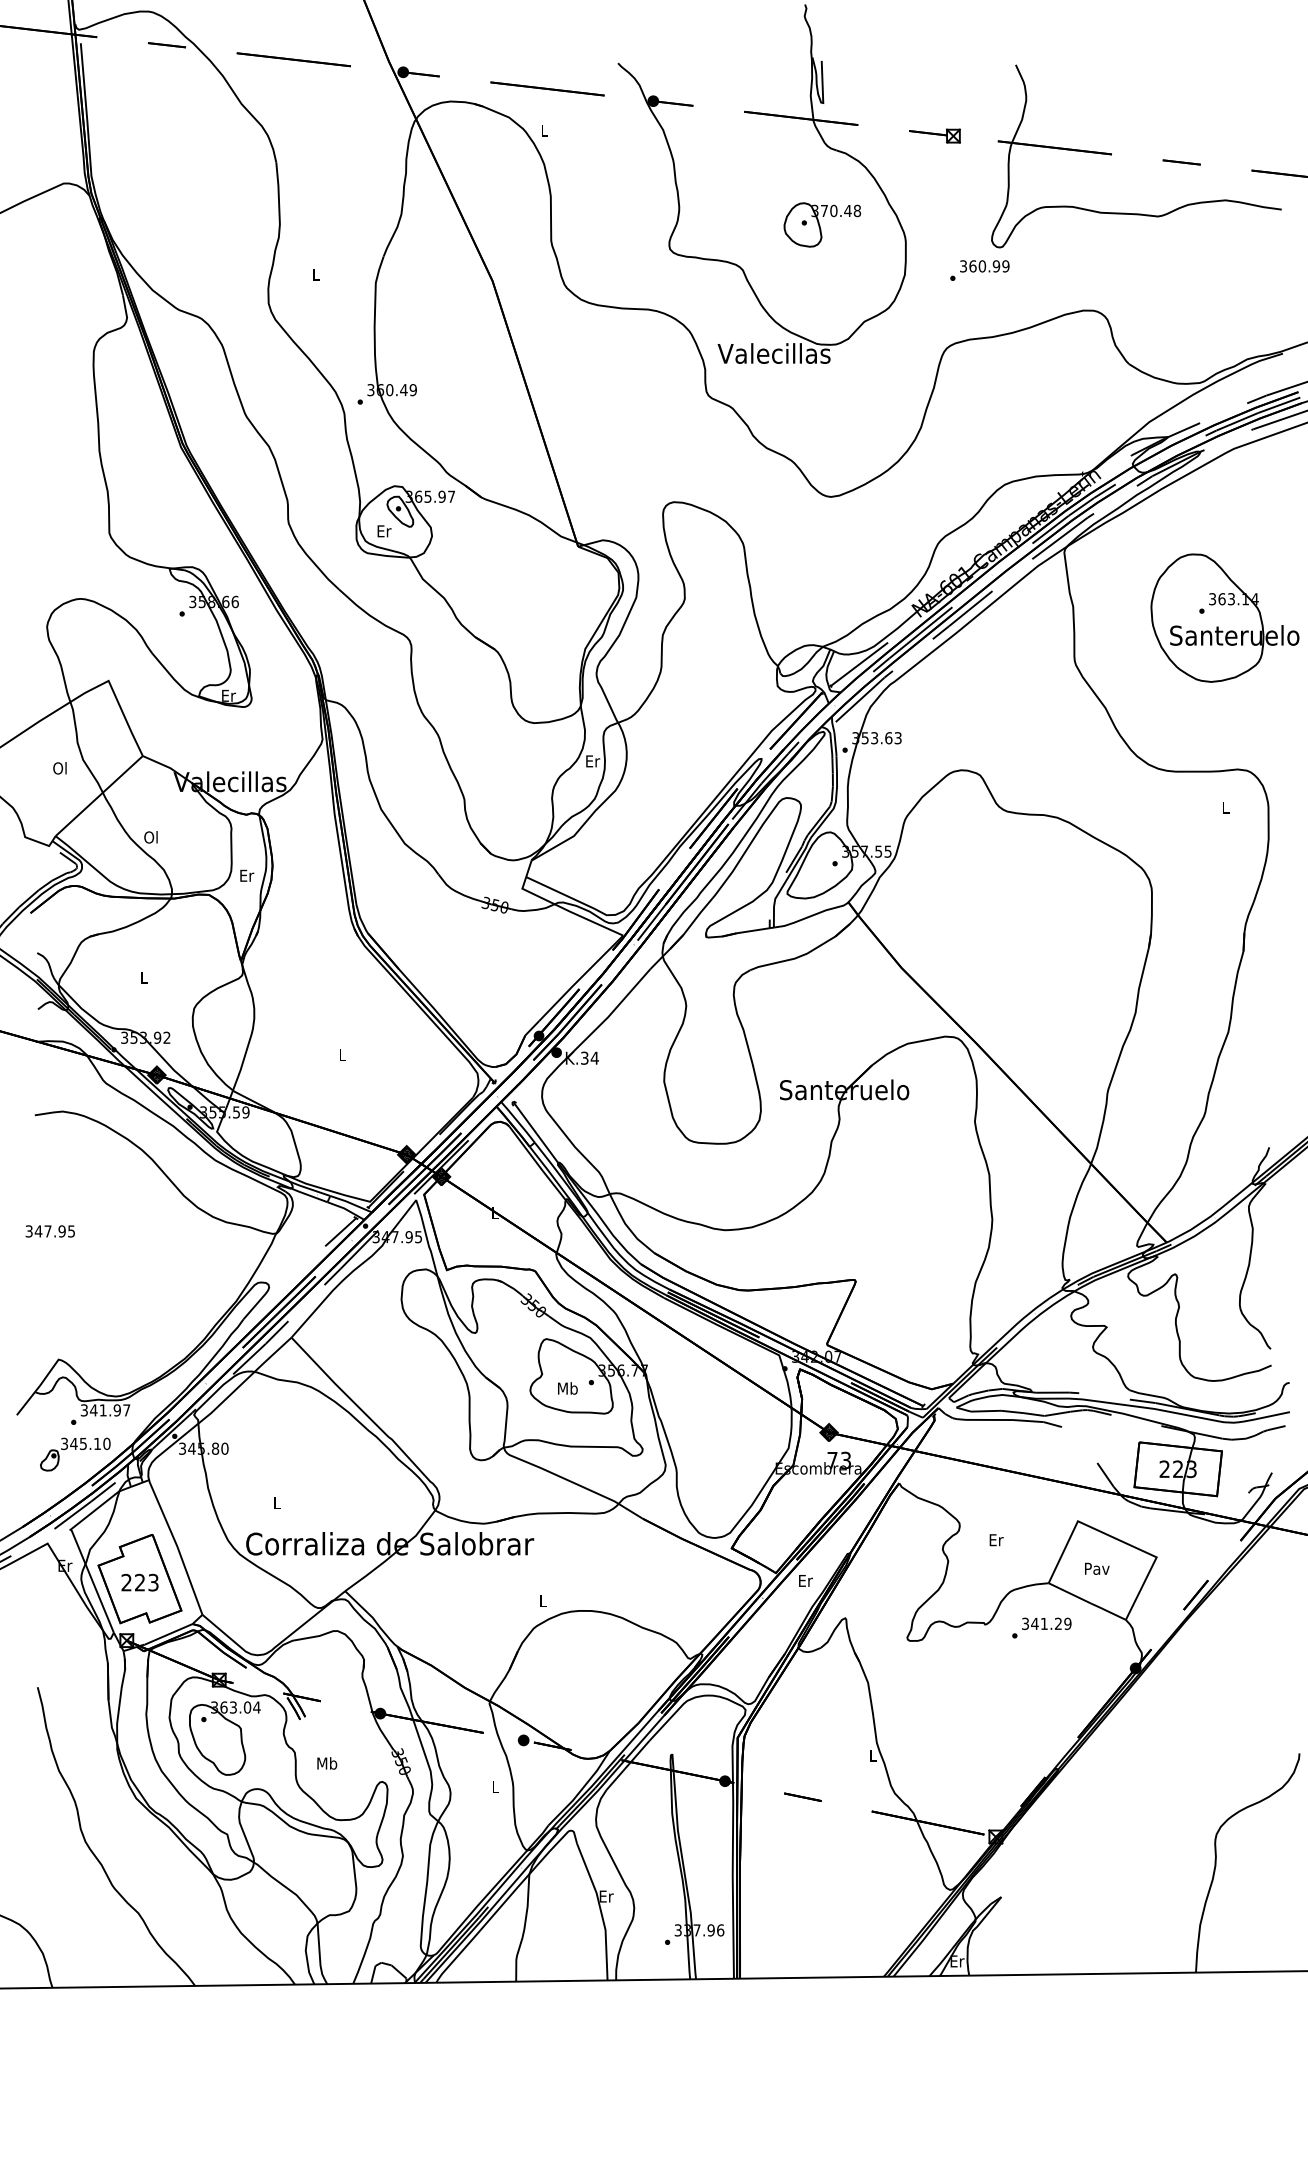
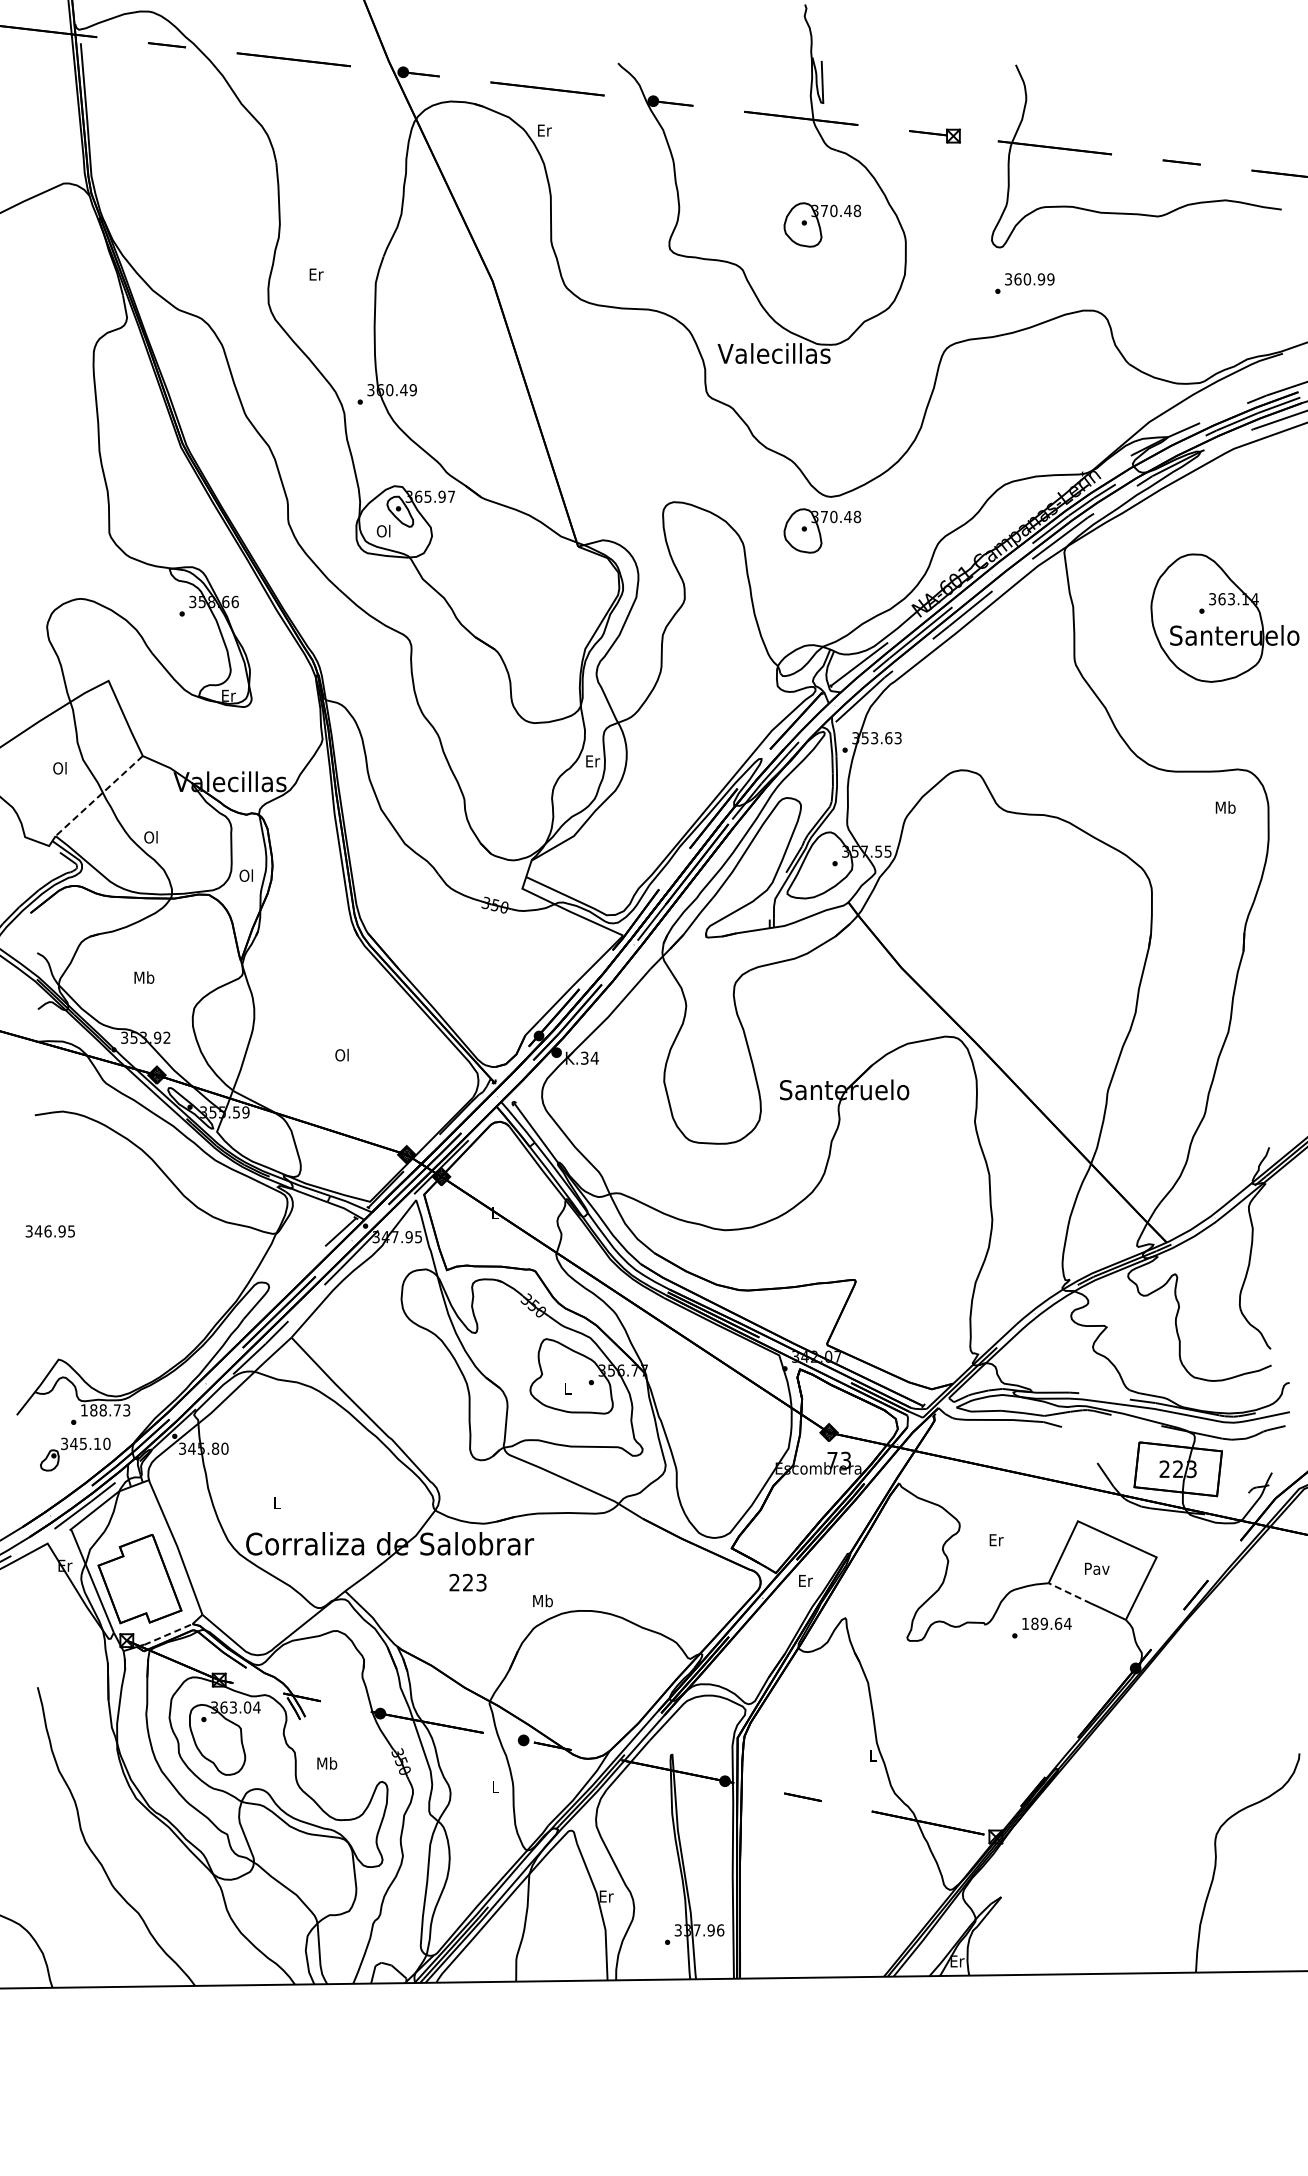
text: L -> Er (544, 130)
text position: (979, 270) -> (1024, 283) (1024, 283)
text: L -> Er (316, 274)
text: Er -> Ol (383, 530)
part: none -> present (822, 530)
line: solid -> dashed (98, 796)
text: L -> Mb (1225, 807)
text: Er -> Ol (246, 875)
text: L -> Mb (144, 977)
text: L -> Ol (341, 1054)
text: 347.95 -> 346.95 (47, 1231)
text: Mb -> L (567, 1388)
text: 341.97 -> 188.73 (105, 1410)
text position: (139, 1582) -> (467, 1582) (467, 1582)
line: solid -> dashed (1069, 1593)
text: L -> Mb (542, 1600)
text: 341.29 -> 189.64 (1046, 1623)
line: solid -> dashed (168, 1634)
